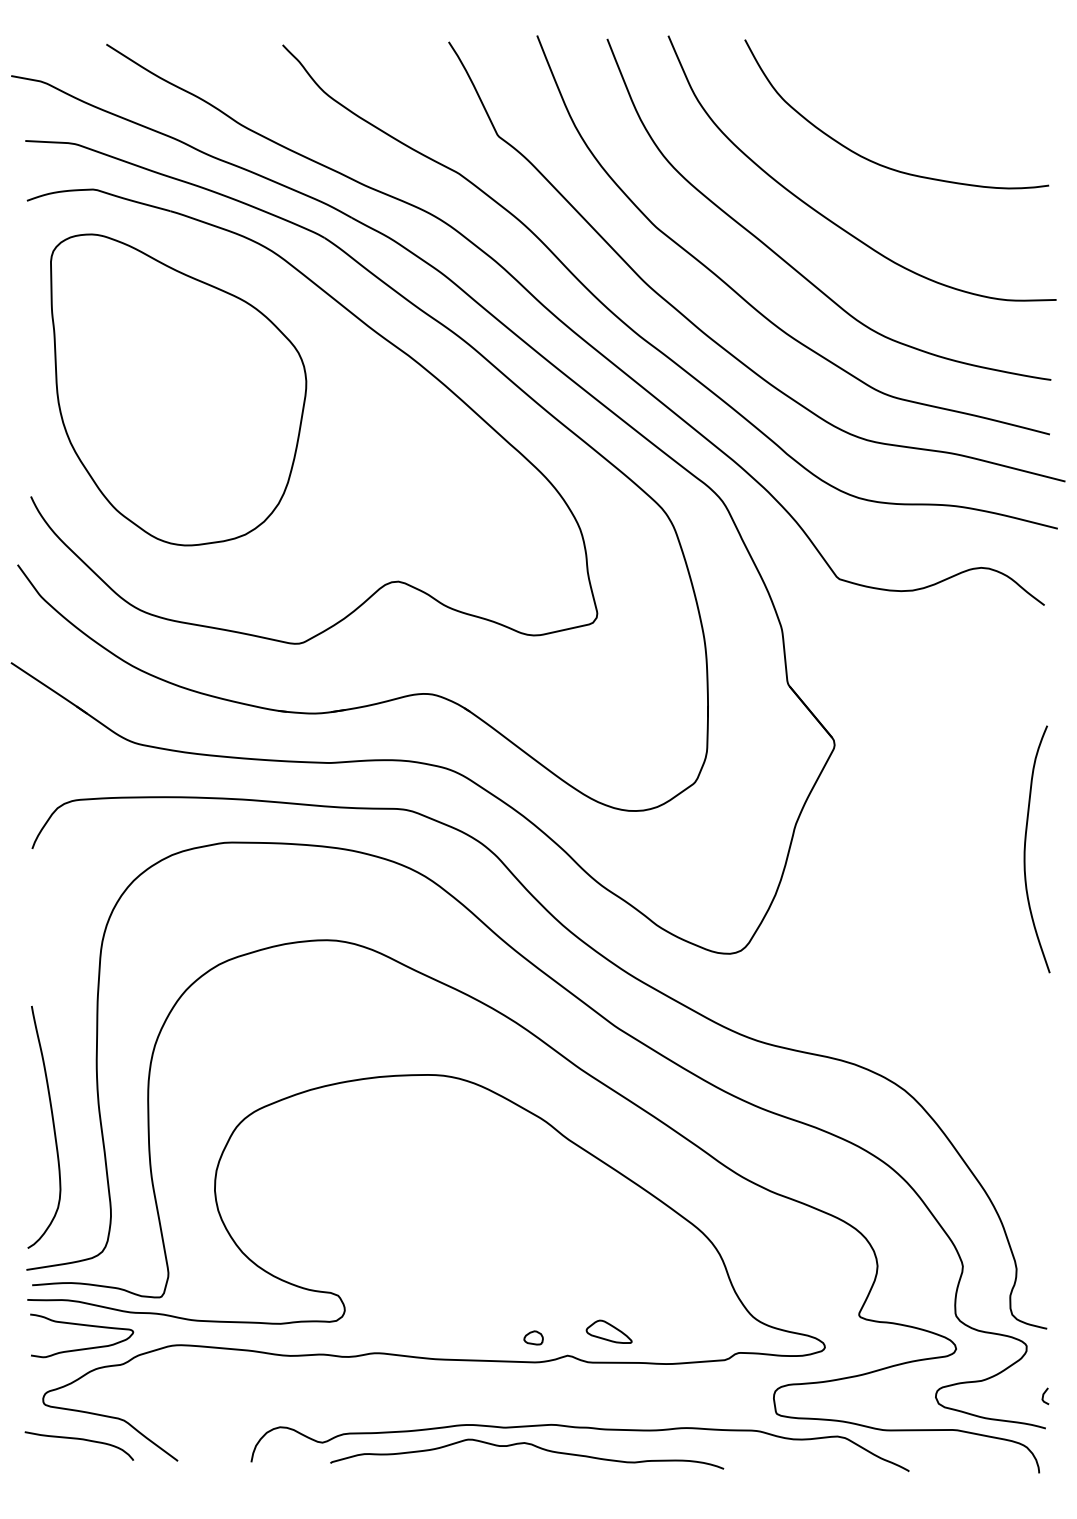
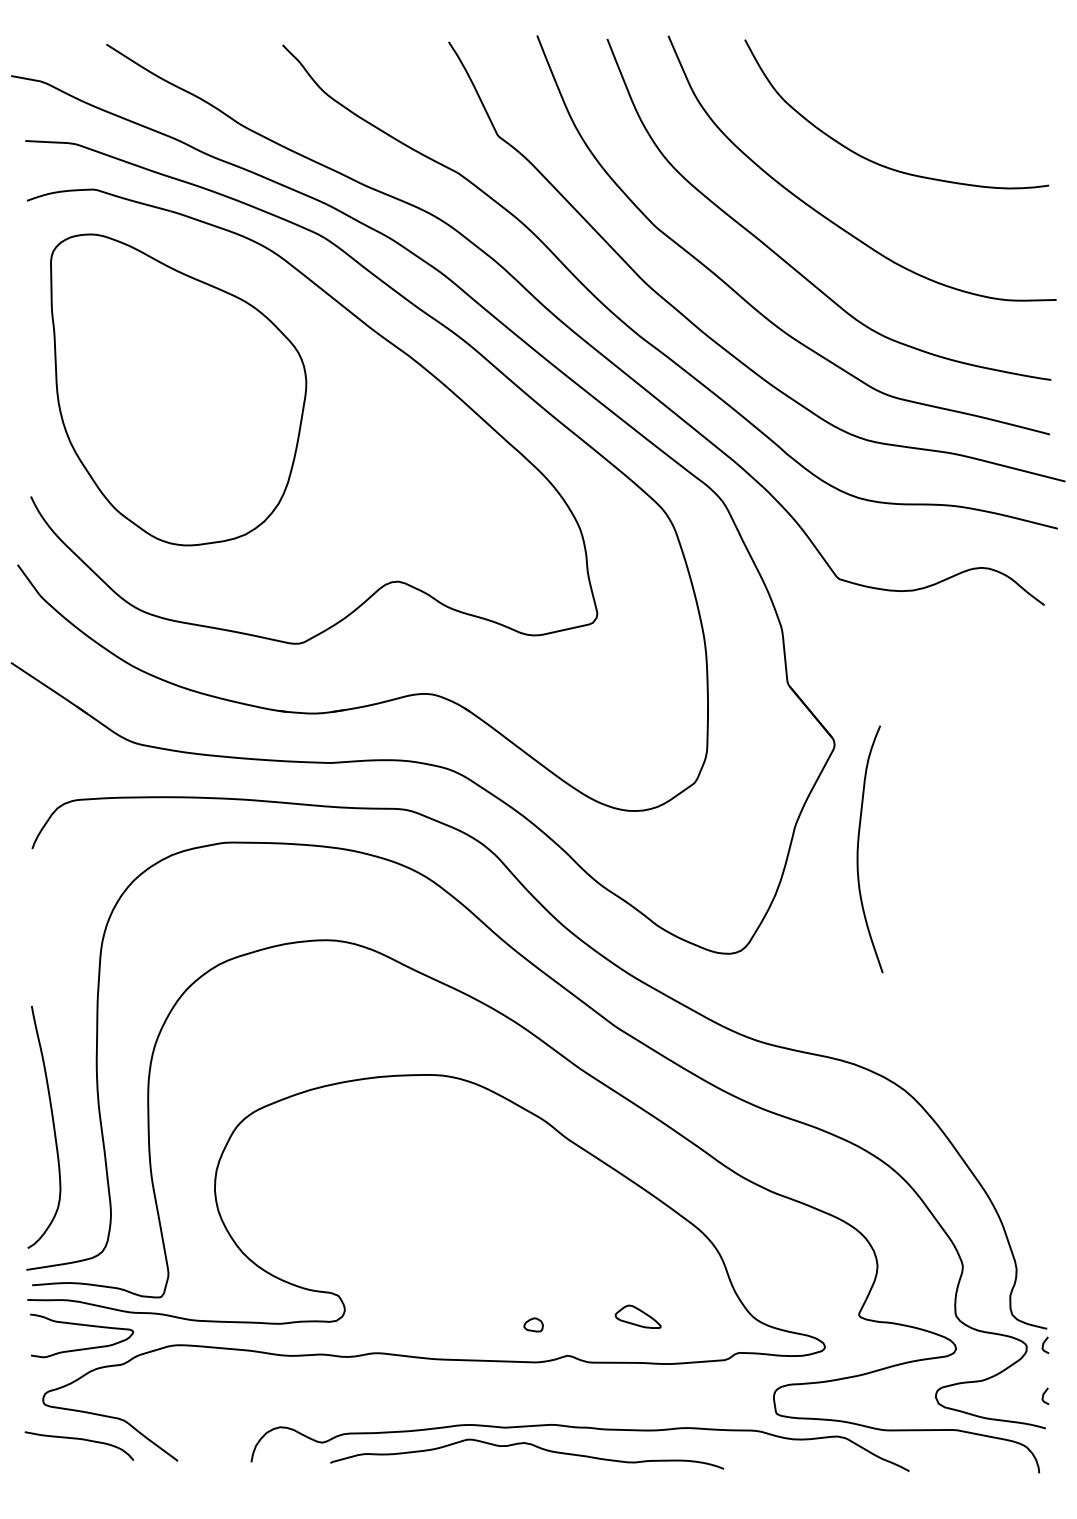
curve position: (1025, 849) -> (858, 849) (858, 849)
part position: (608, 1331) -> (637, 1316) (637, 1316)
part position: (533, 1337) -> (533, 1324) (533, 1324)
line: none -> present (1044, 1344)
